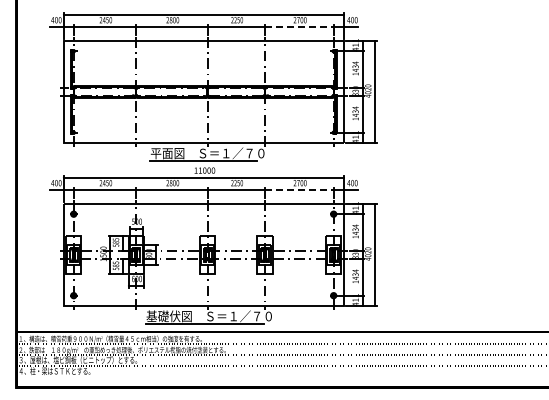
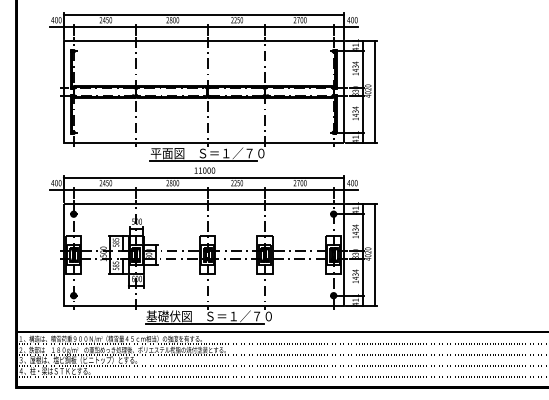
line: dashed -> solid (299, 27)
line: dashed -> solid (299, 190)
line: none -> present (280, 376)
